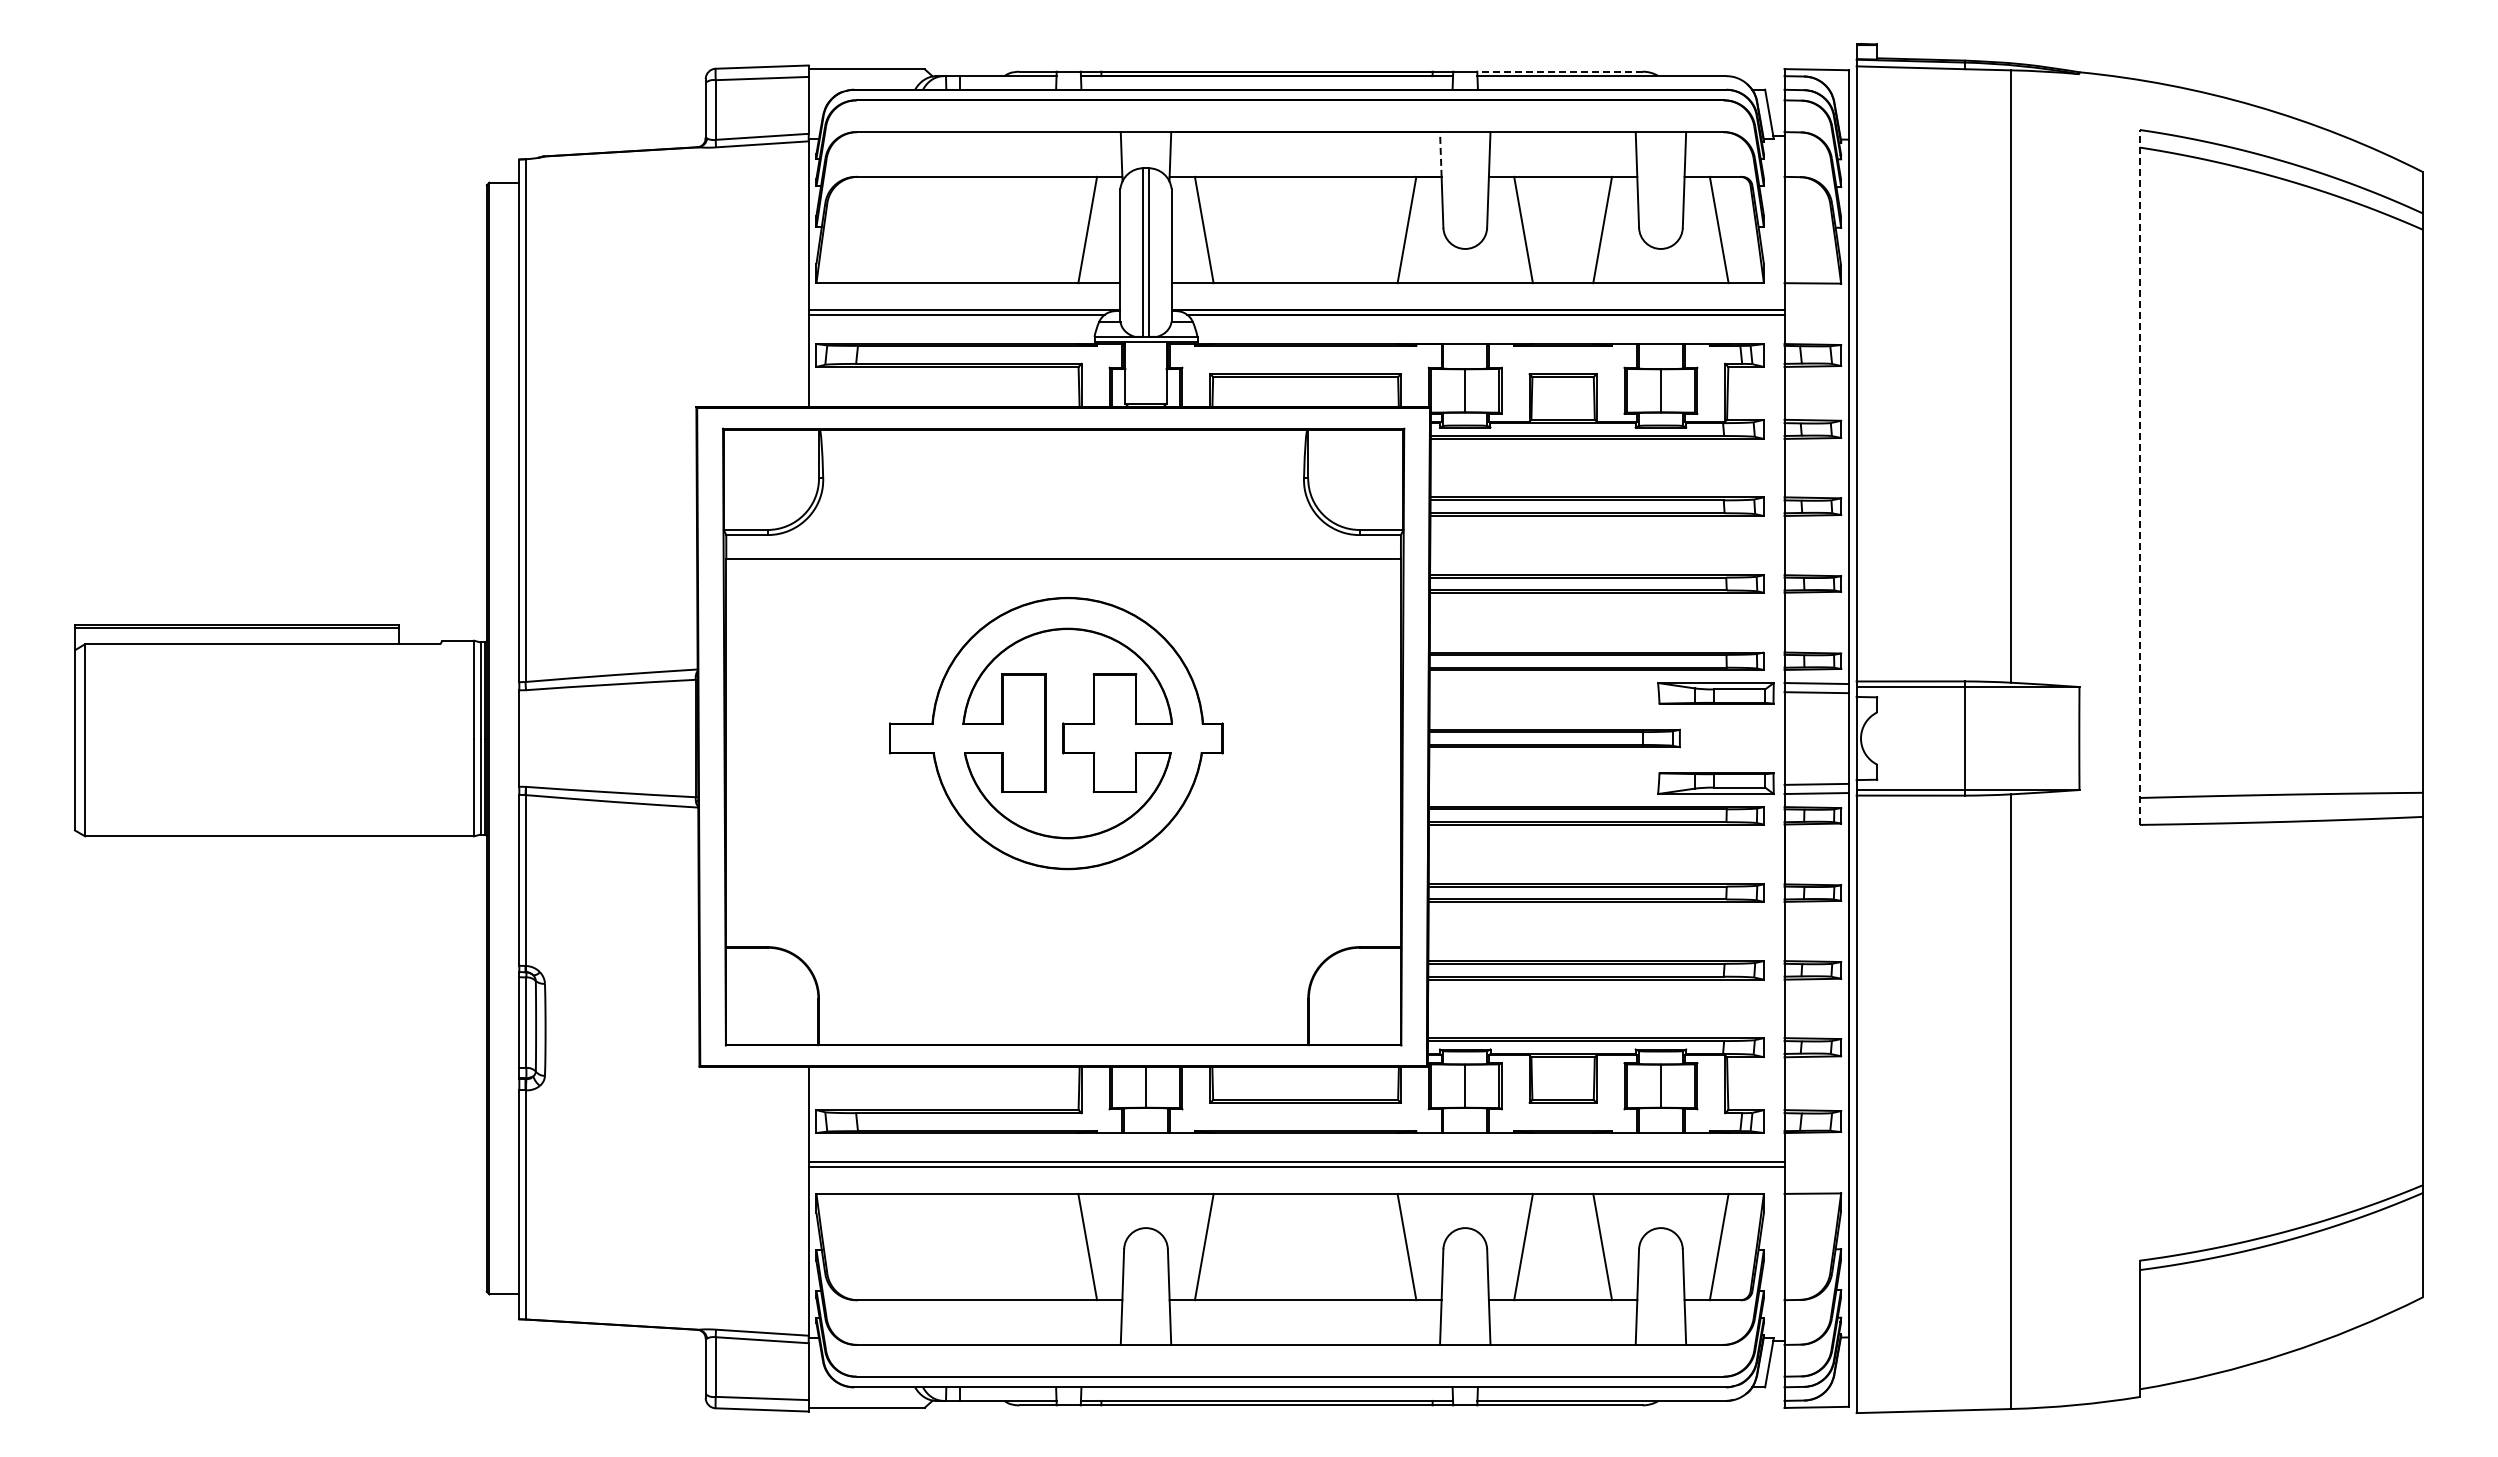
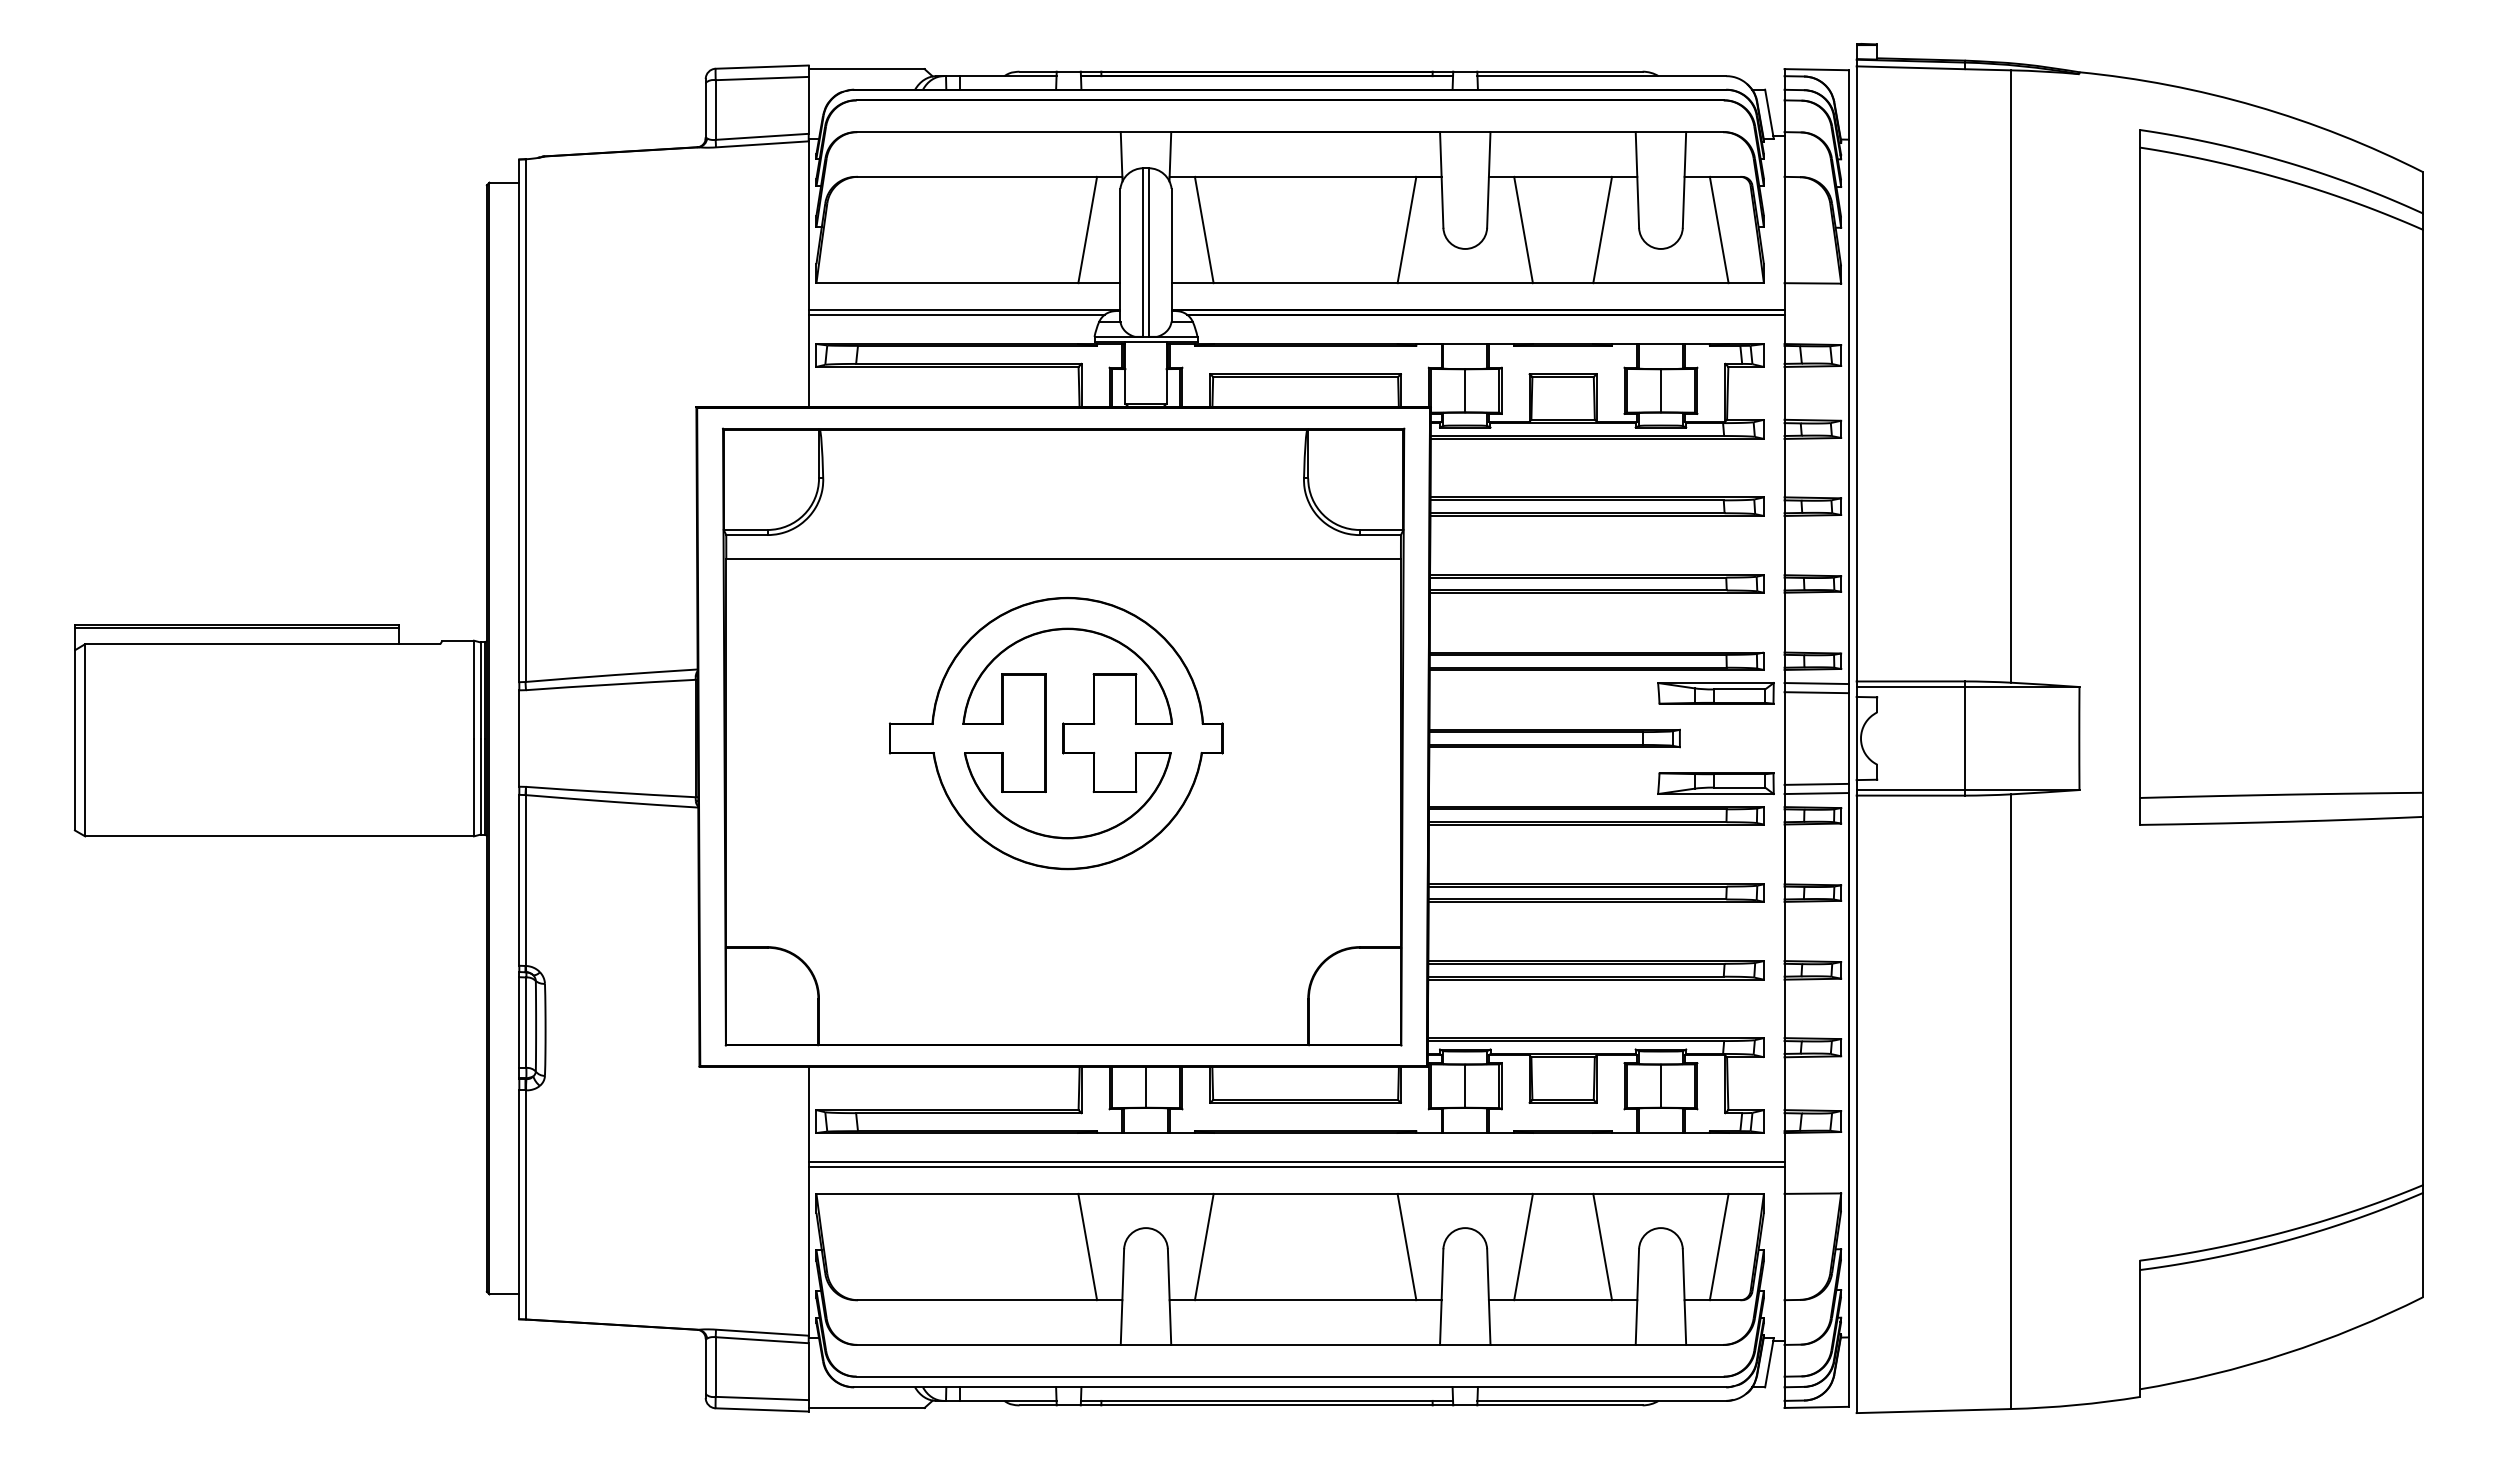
line: dashed -> solid (1559, 71)
line: dashed -> solid (1440, 154)
line: dashed -> solid (2139, 476)
